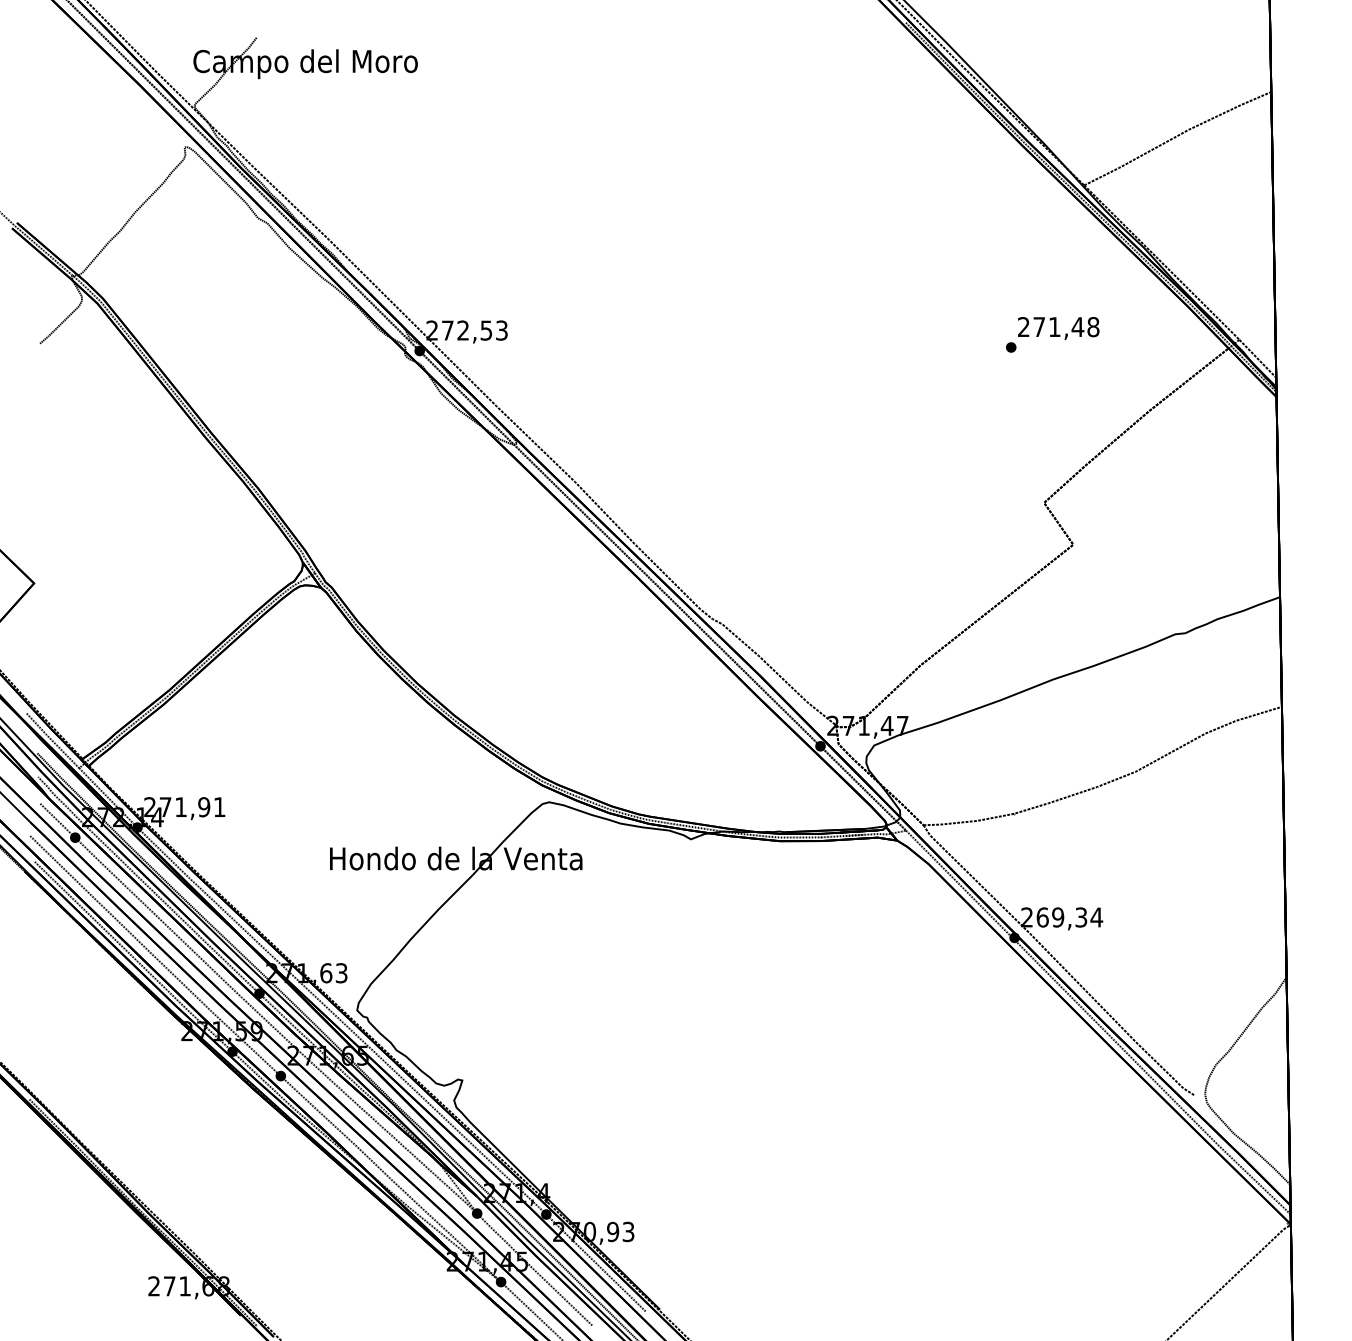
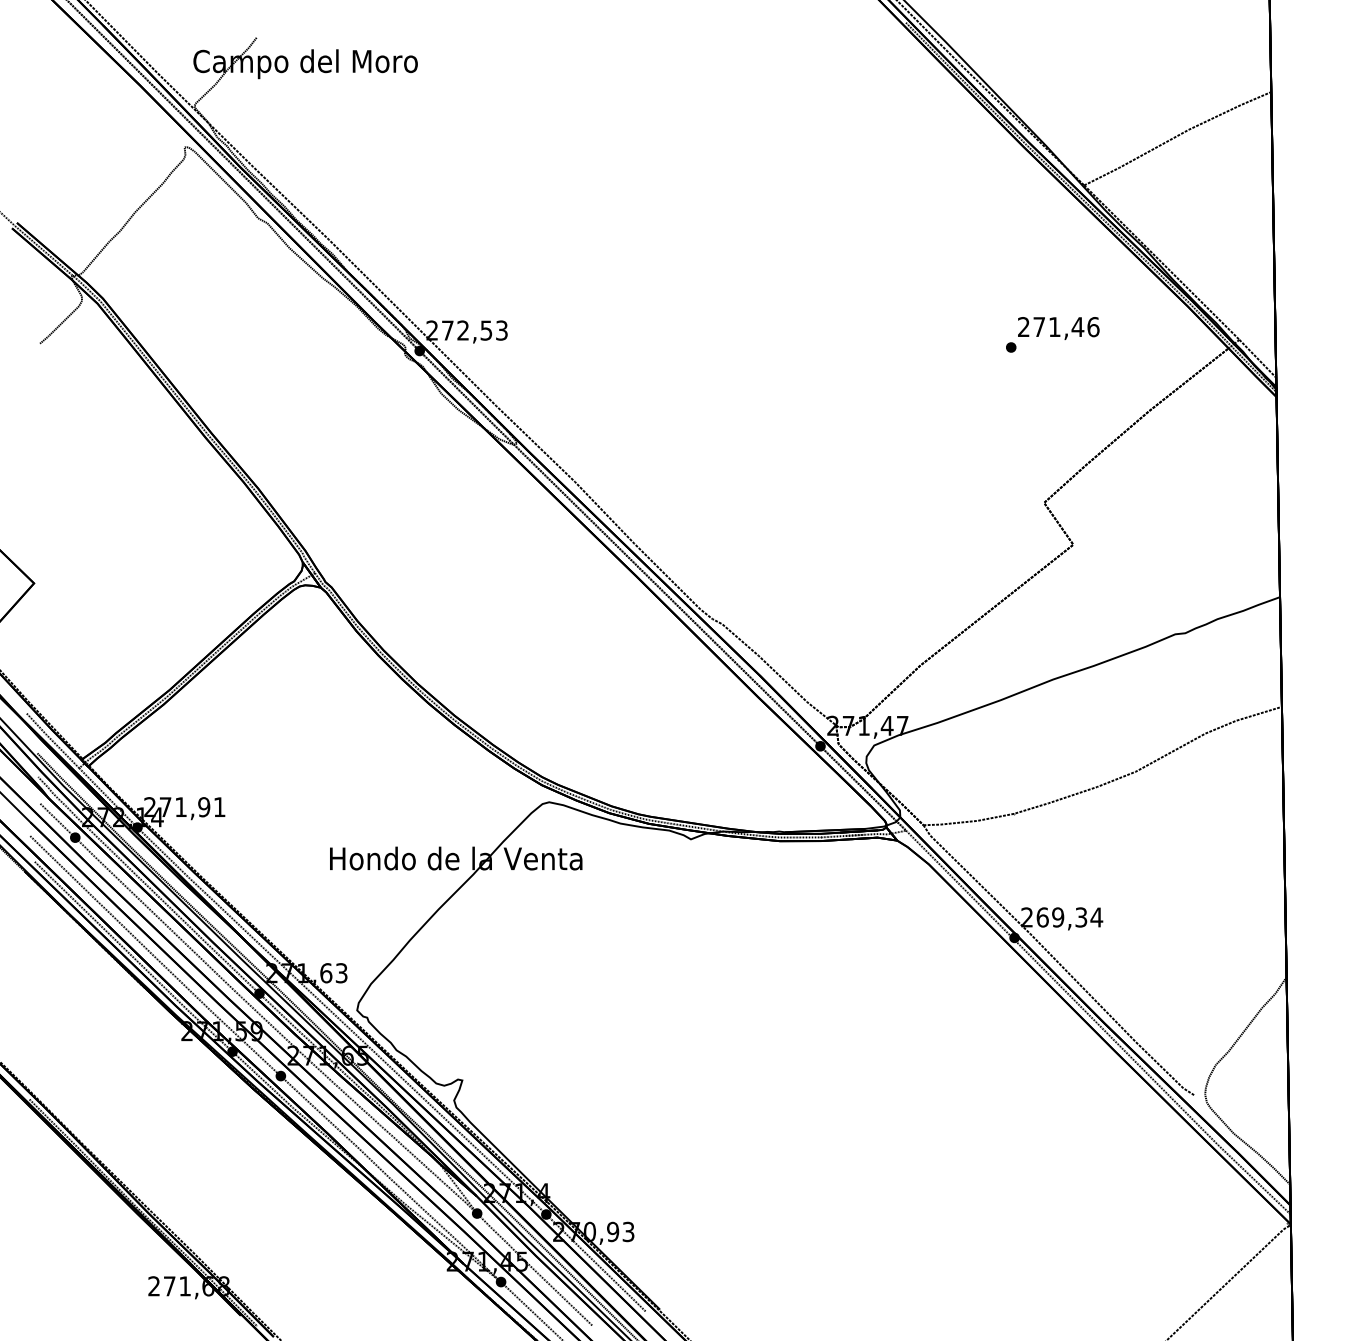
text: 271,48 -> 271,46 (1093, 327)
